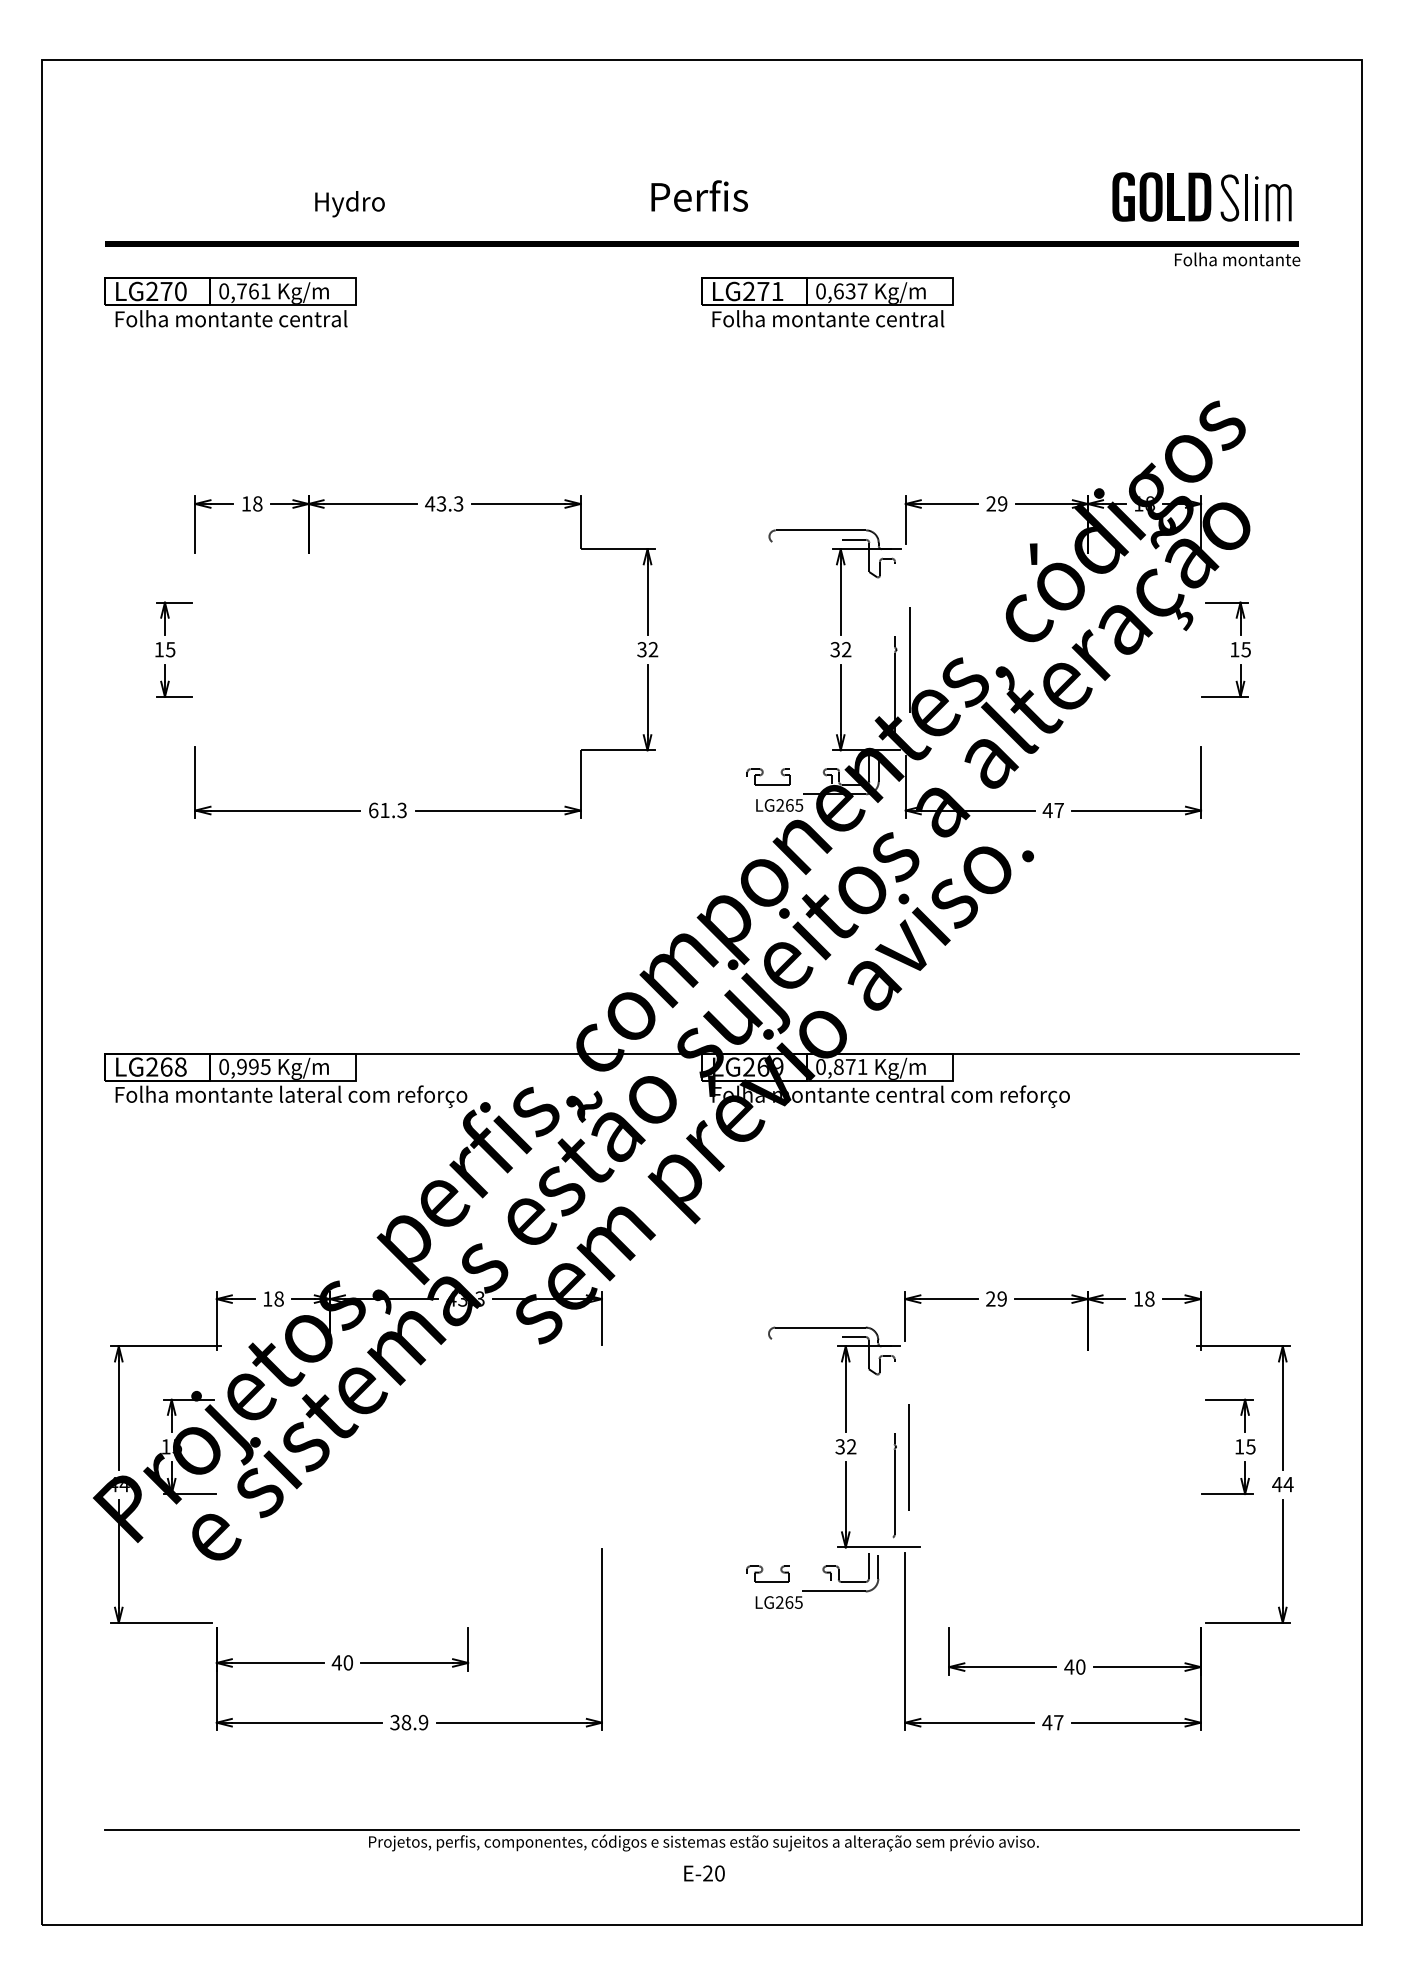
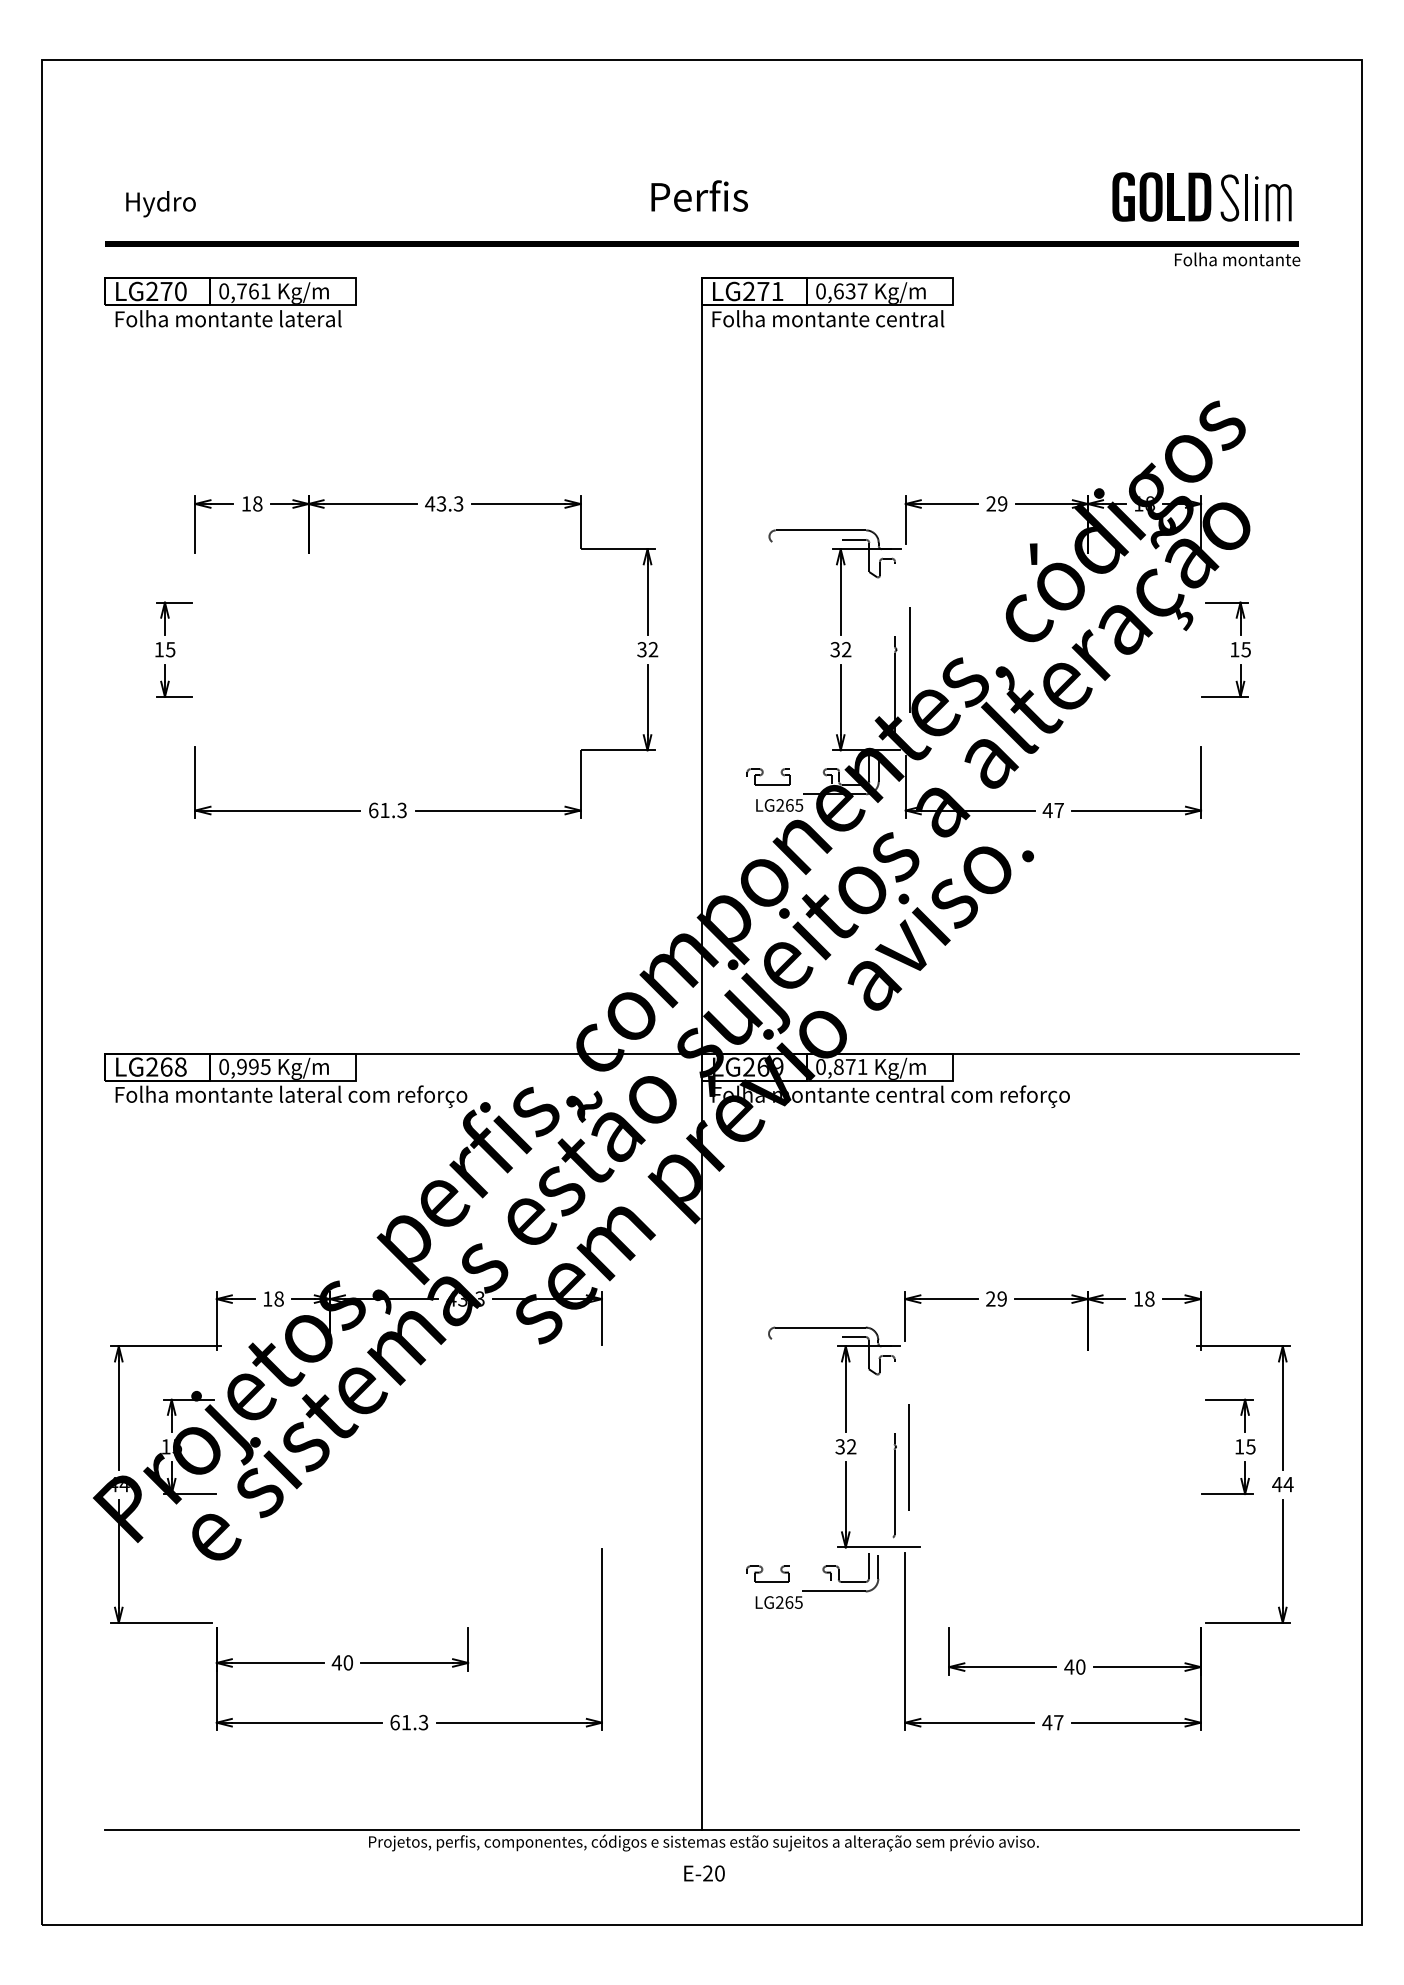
text position: (349, 204) -> (160, 204) (160, 204)
text: Folha montante central -> Folha montante lateral (313, 318)
line: none -> present (702, 1053)
text: 38.9 -> 61.3 (409, 1722)
